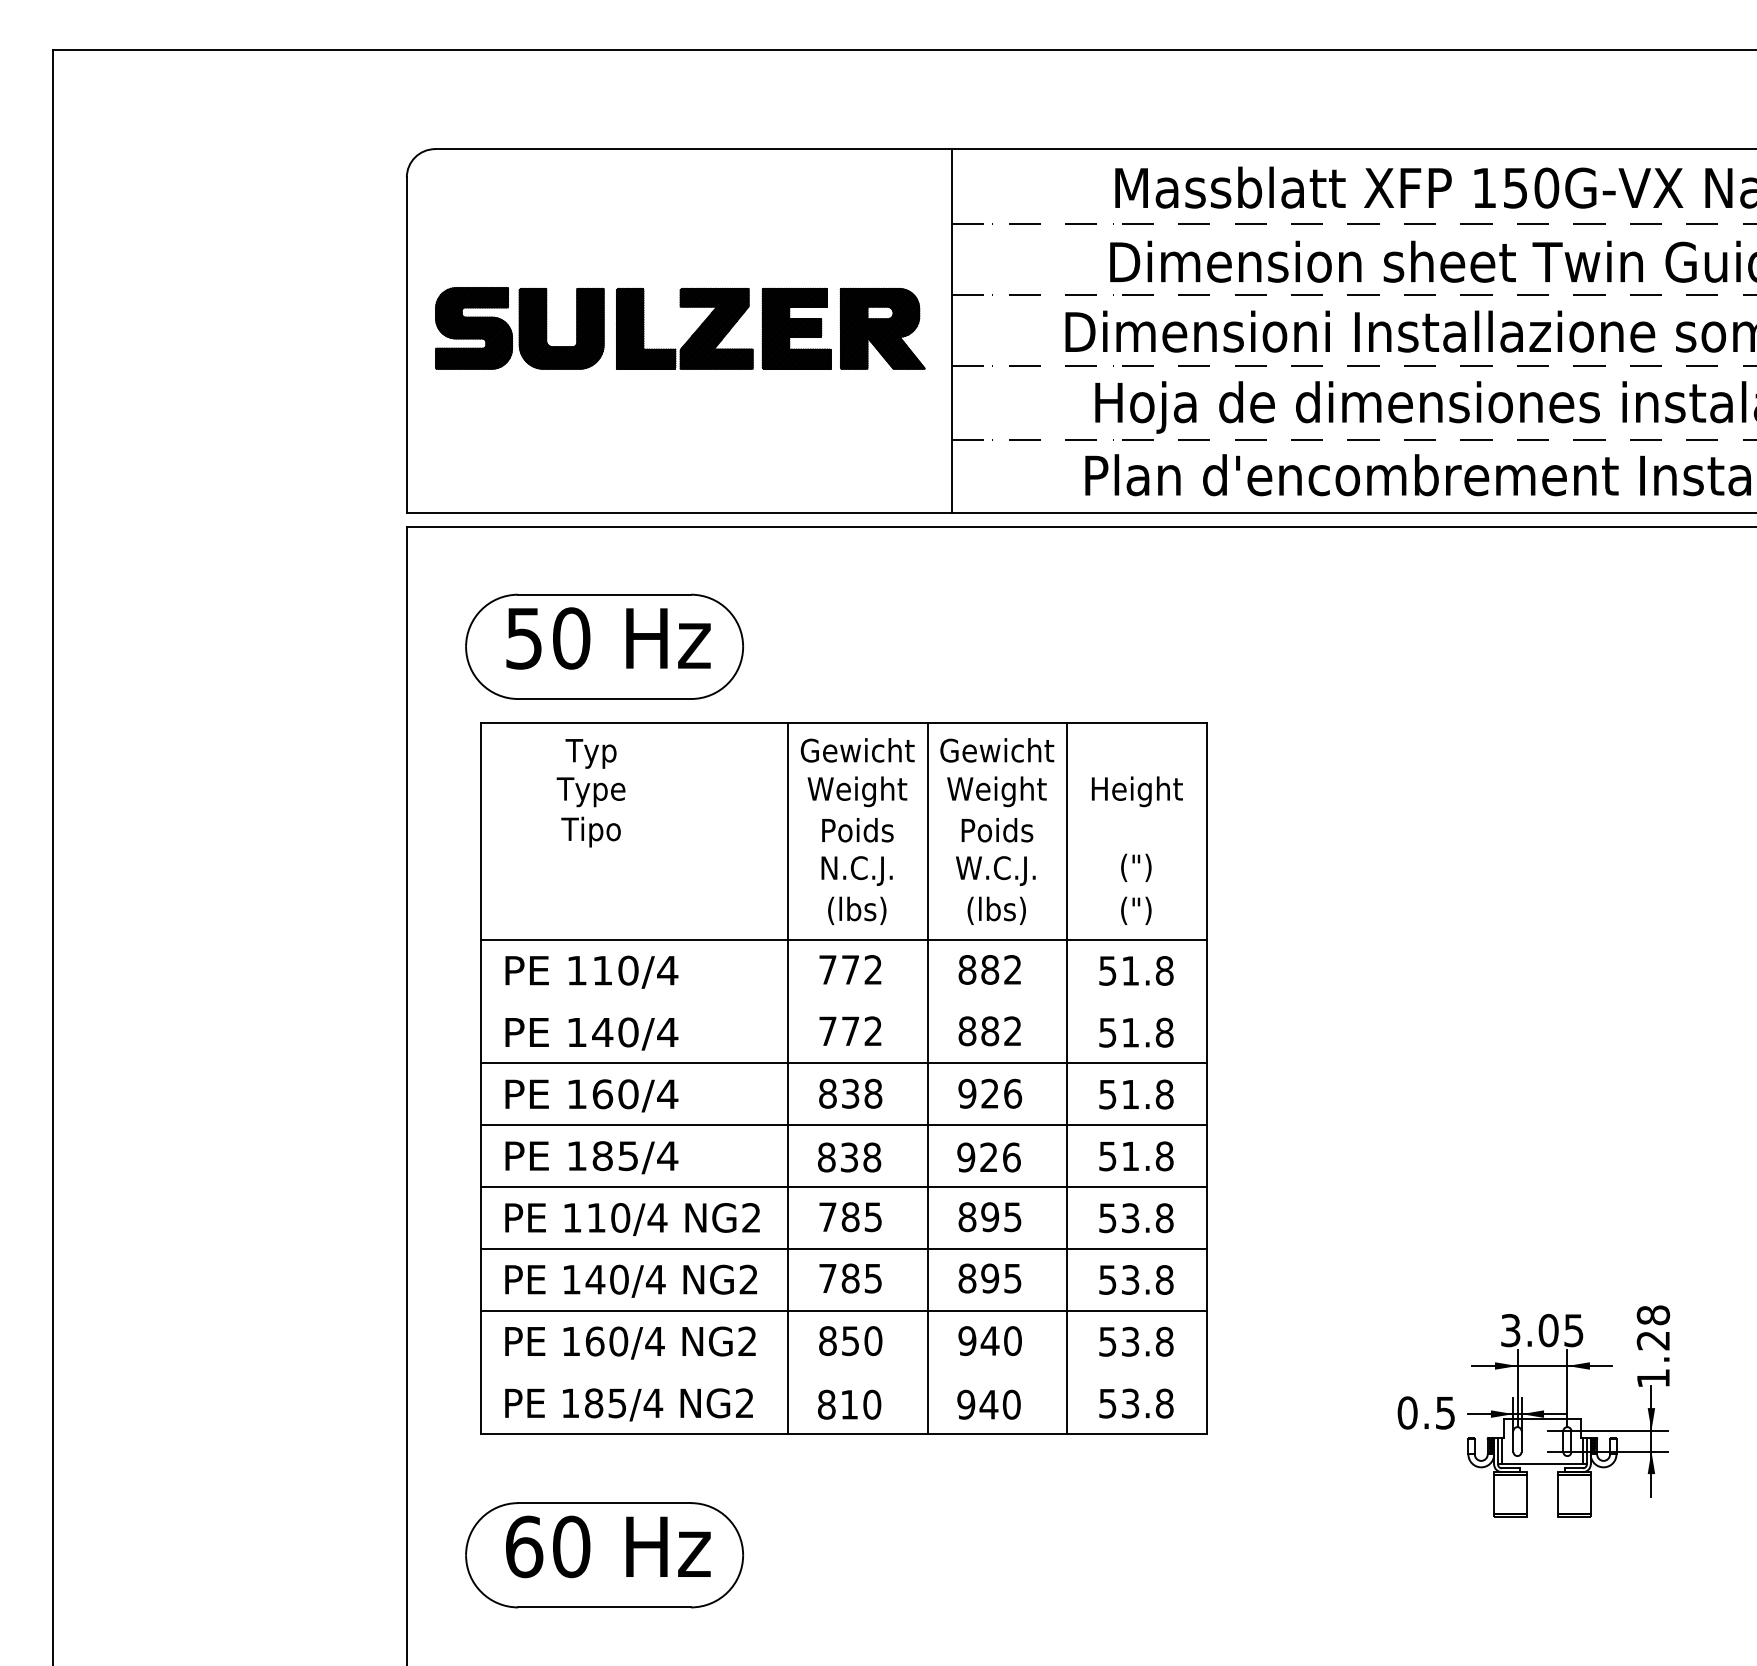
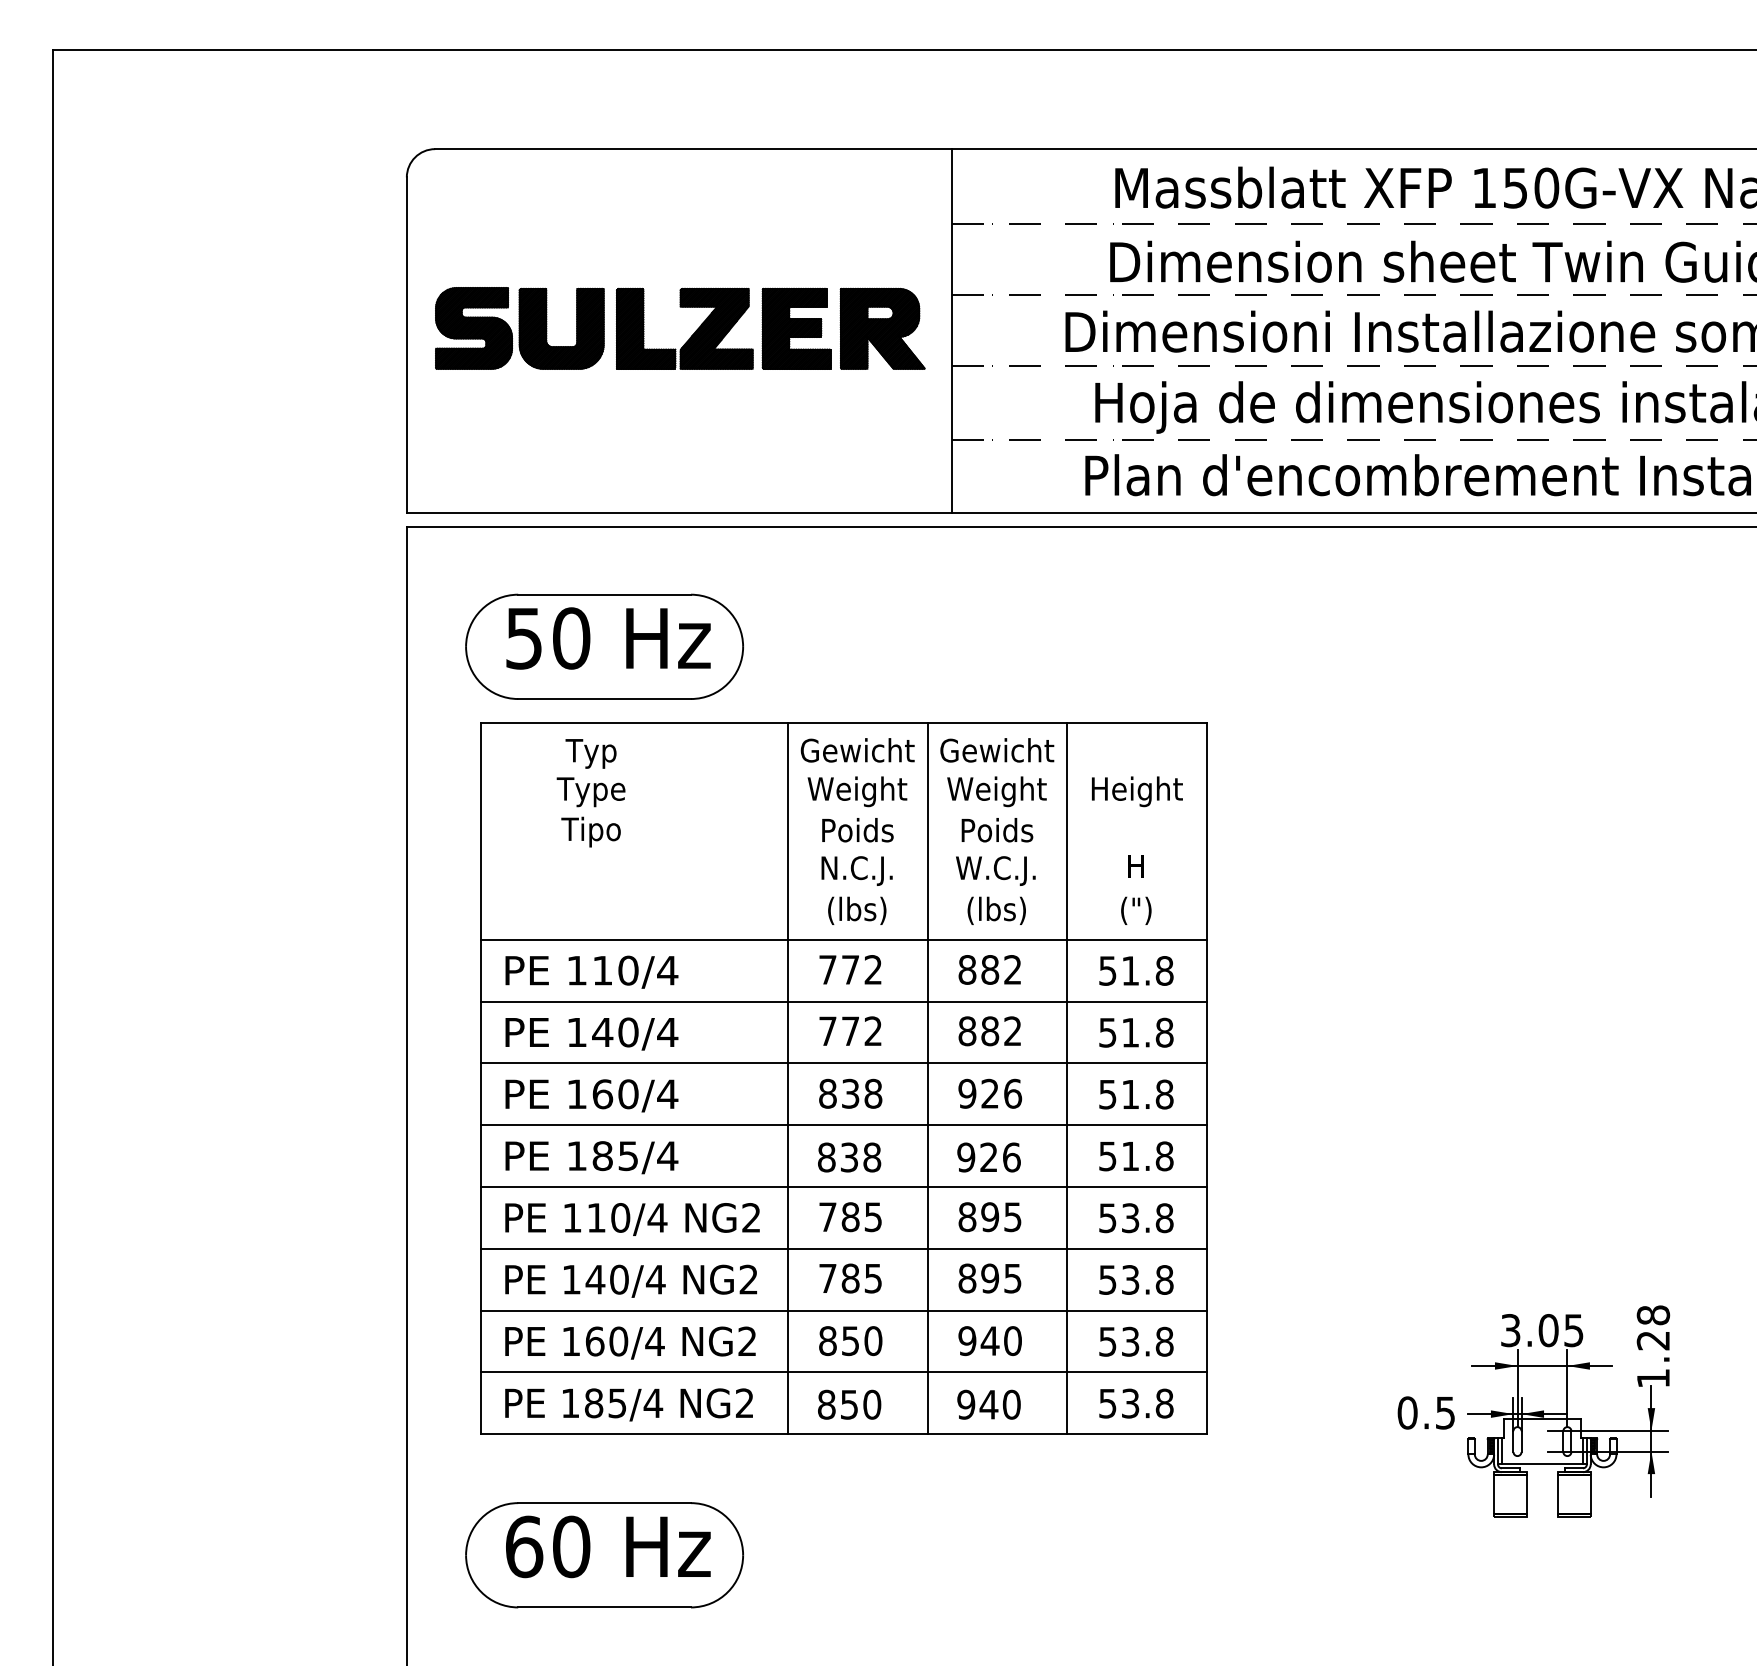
text: (") -> H (1136, 867)
line: none -> present (843, 1001)
line: none -> present (843, 1372)
text: 810 -> 850 (849, 1404)
